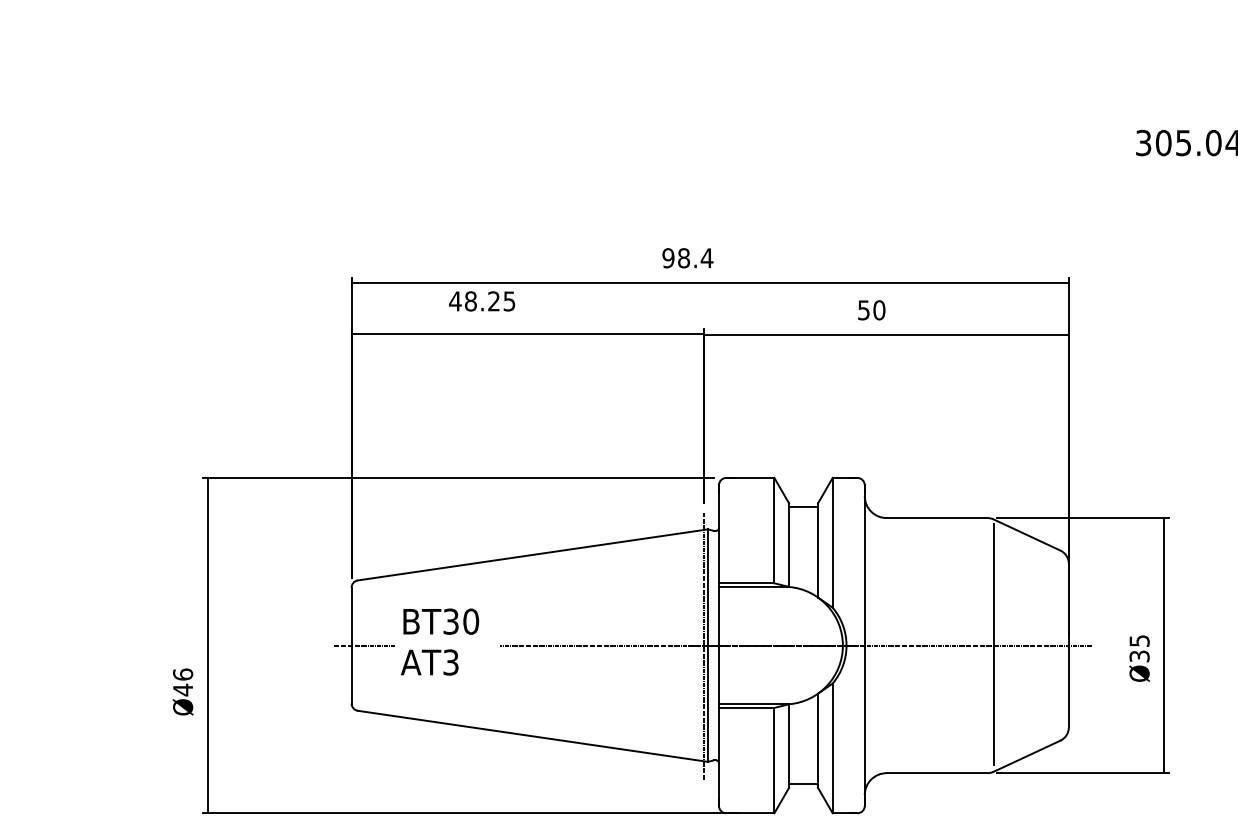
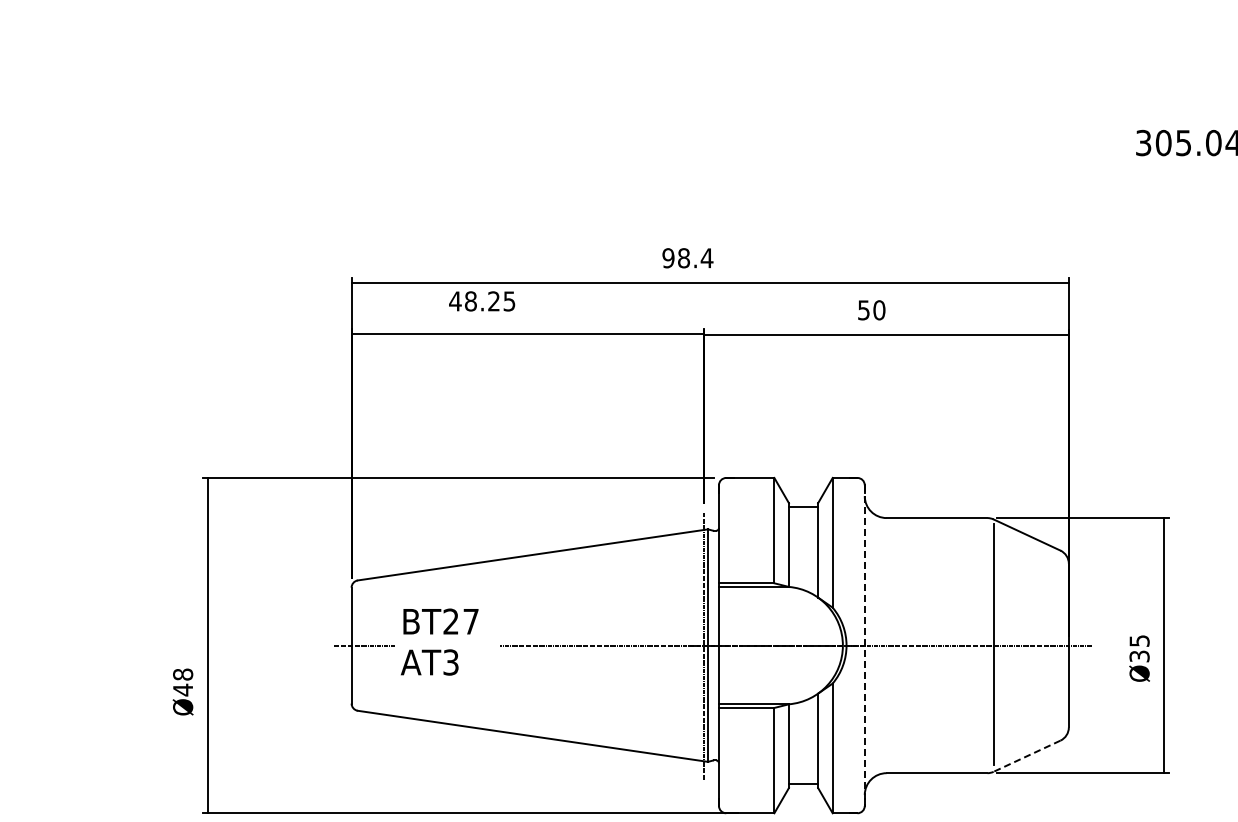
text: BT30 -> BT27 (461, 621)
line: solid -> dashed (864, 646)
text: Ø46 -> Ø48 (182, 674)
line: solid -> dashed (1027, 756)
